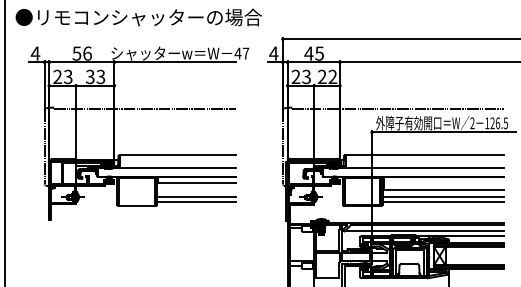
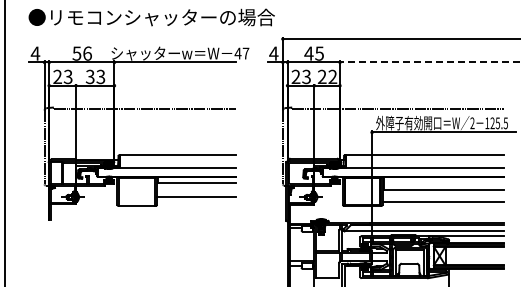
text position: (138, 17) -> (151, 17) (151, 17)
line: solid -> dashed (429, 62)
text: 126.5 -> 125.5 (497, 123)
line: present -> none (443, 196)
line: present -> none (196, 202)
